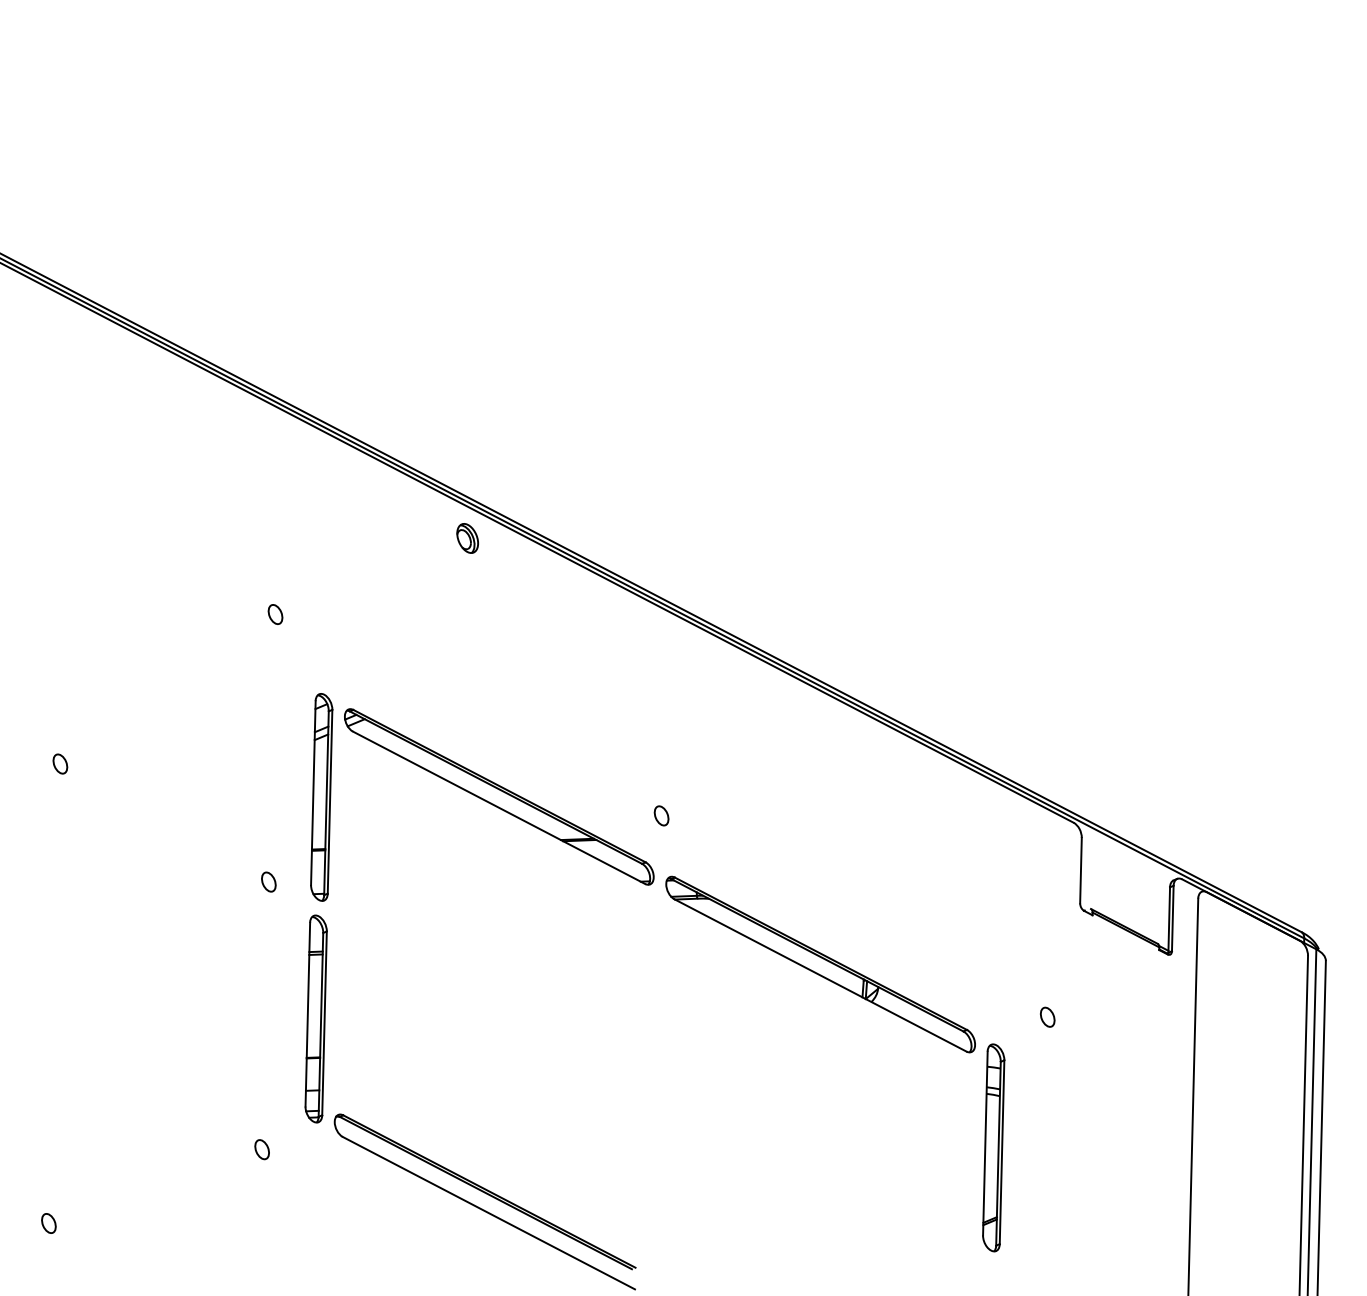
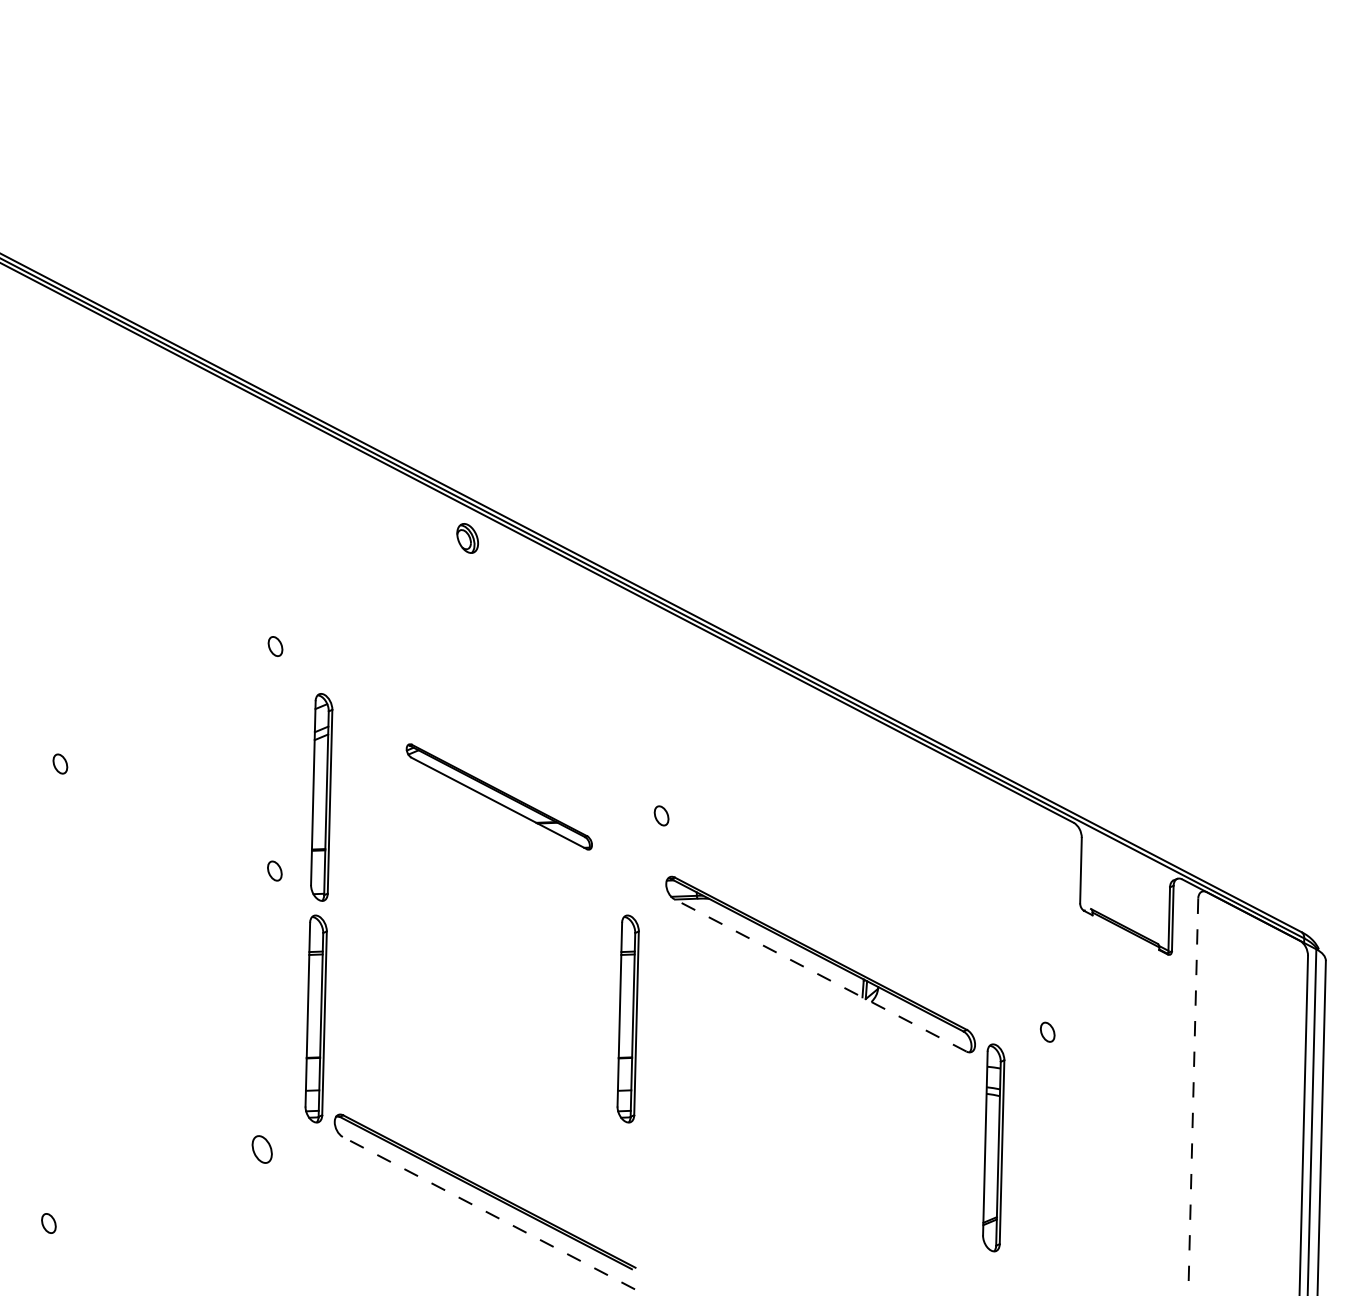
part position: (275, 614) -> (275, 646) (275, 646)
part size: 311x178 px -> 188x108 px (498, 796)
part position: (268, 881) -> (274, 870) (274, 870)
line: solid -> dashed (820, 975)
part position: (1047, 1016) -> (1047, 1031) (1047, 1031)
part: none -> present (627, 1018)
line: solid -> dashed (1193, 1097)
part size: 16x22 px -> 22x29 px (261, 1149)
line: solid -> dashed (488, 1213)
